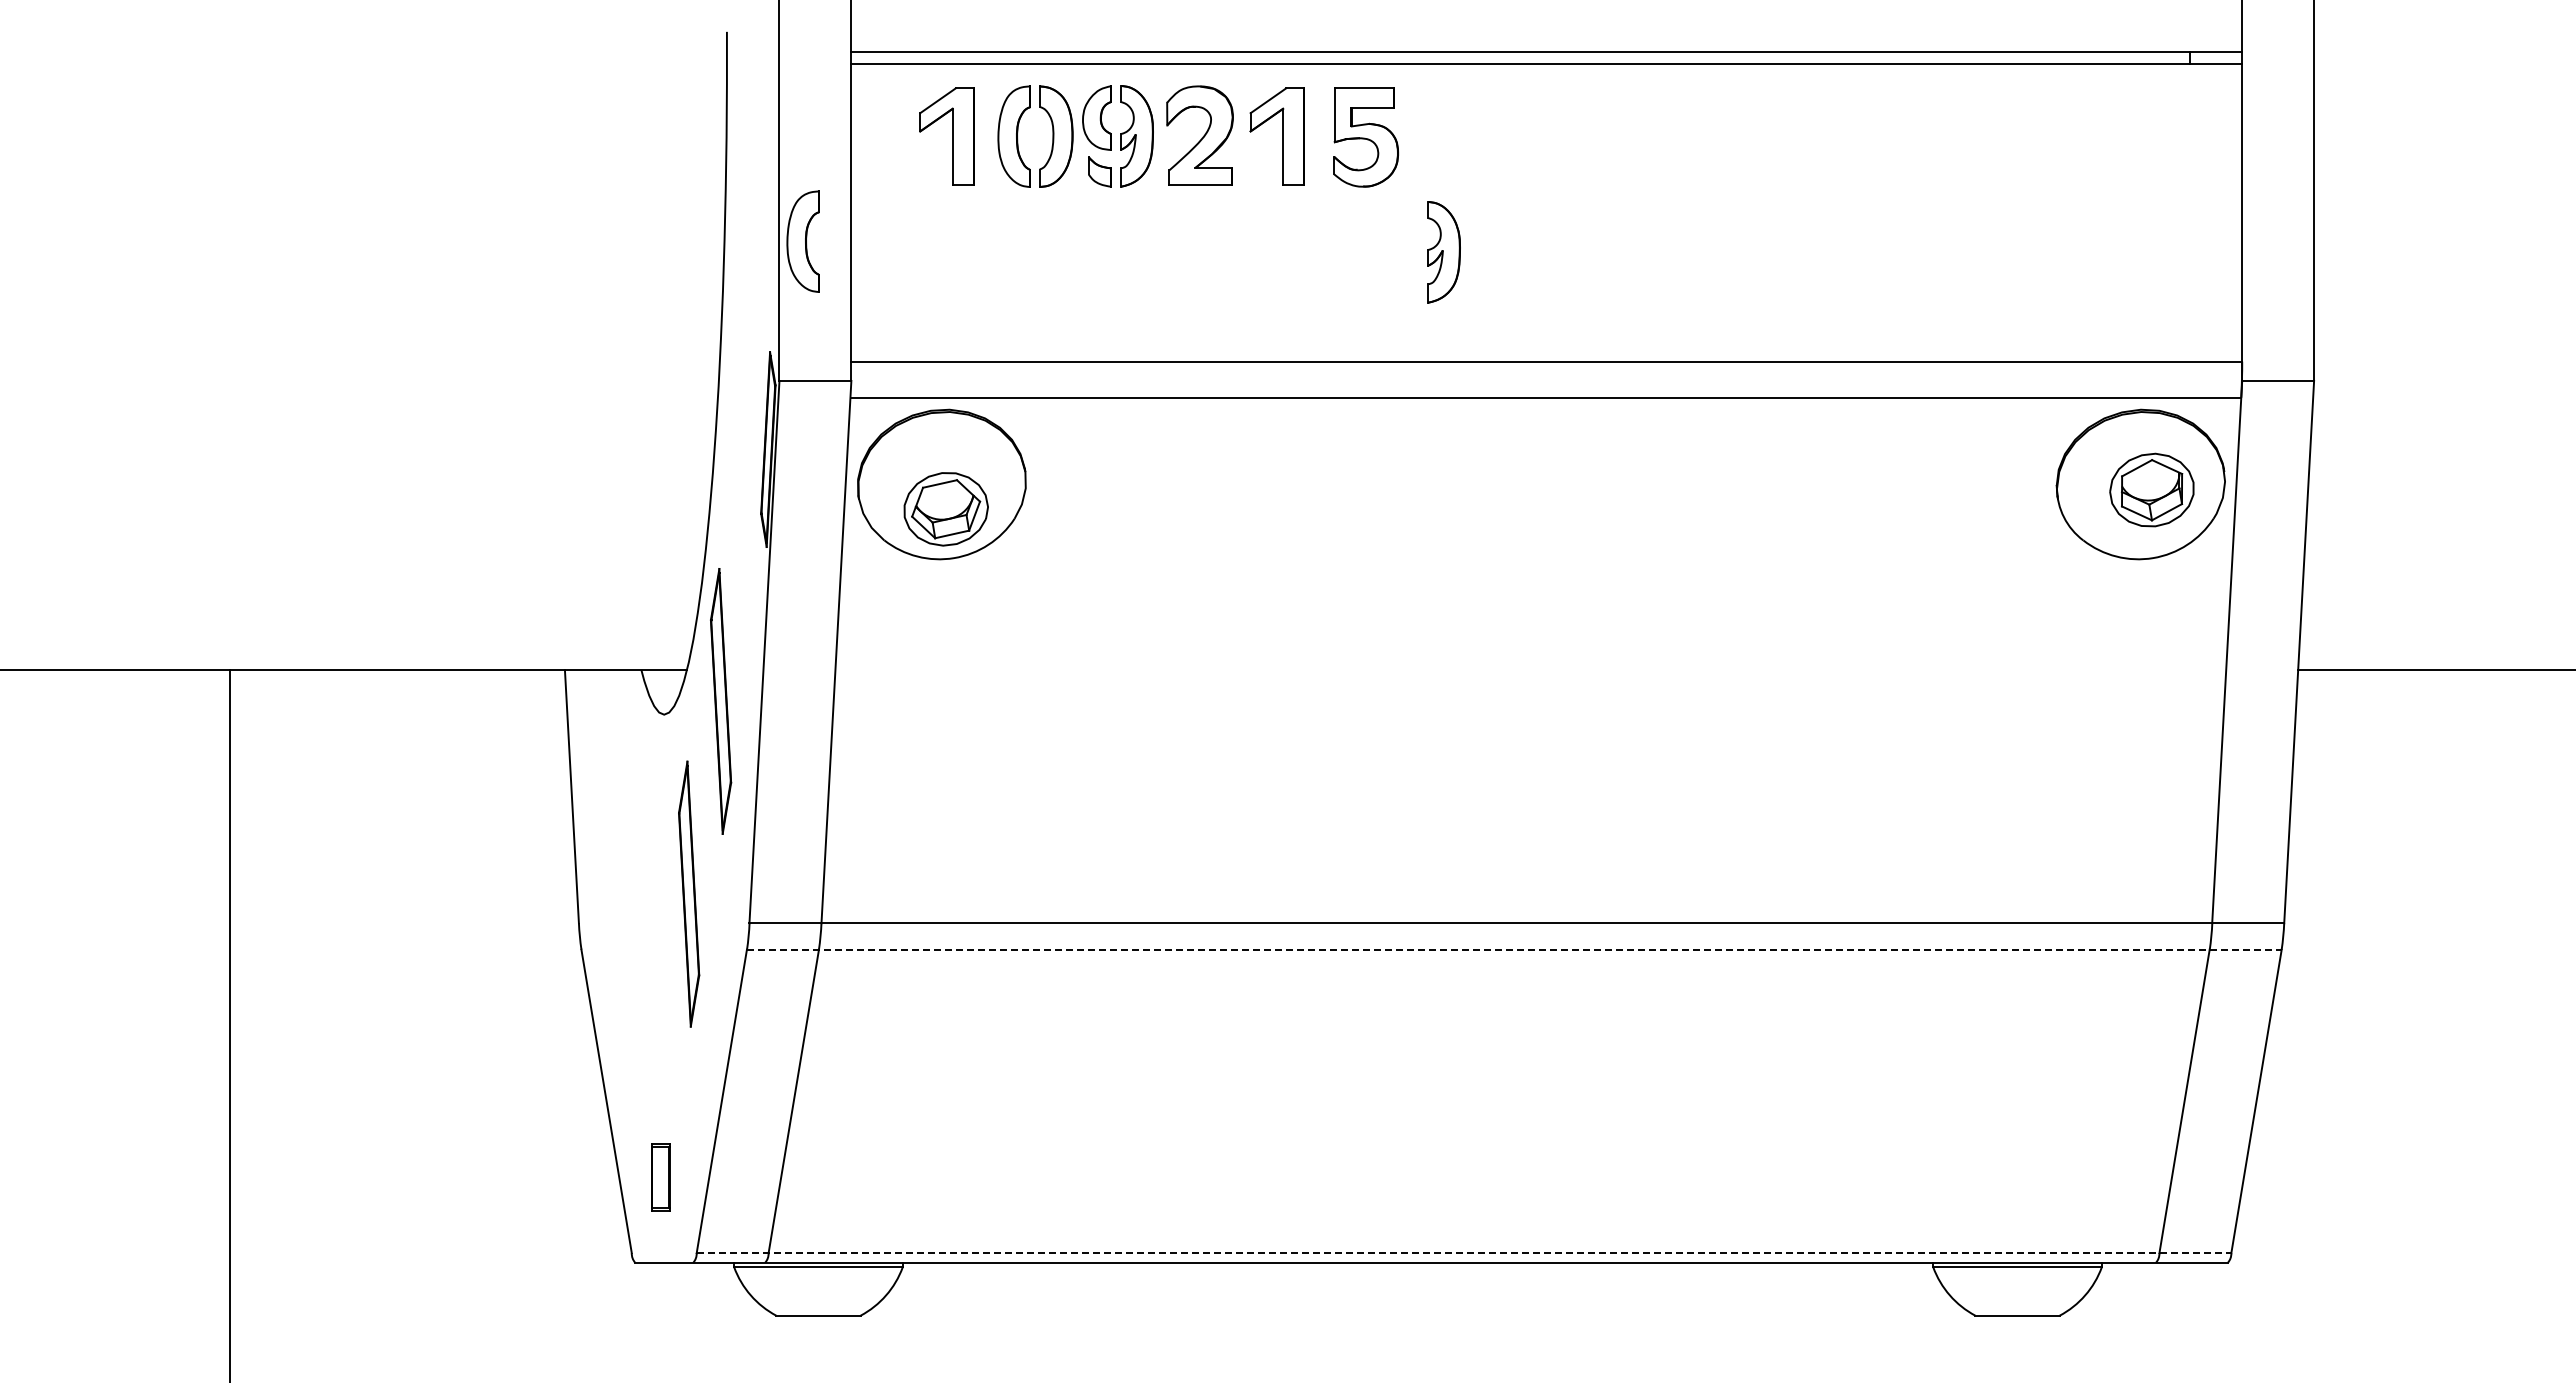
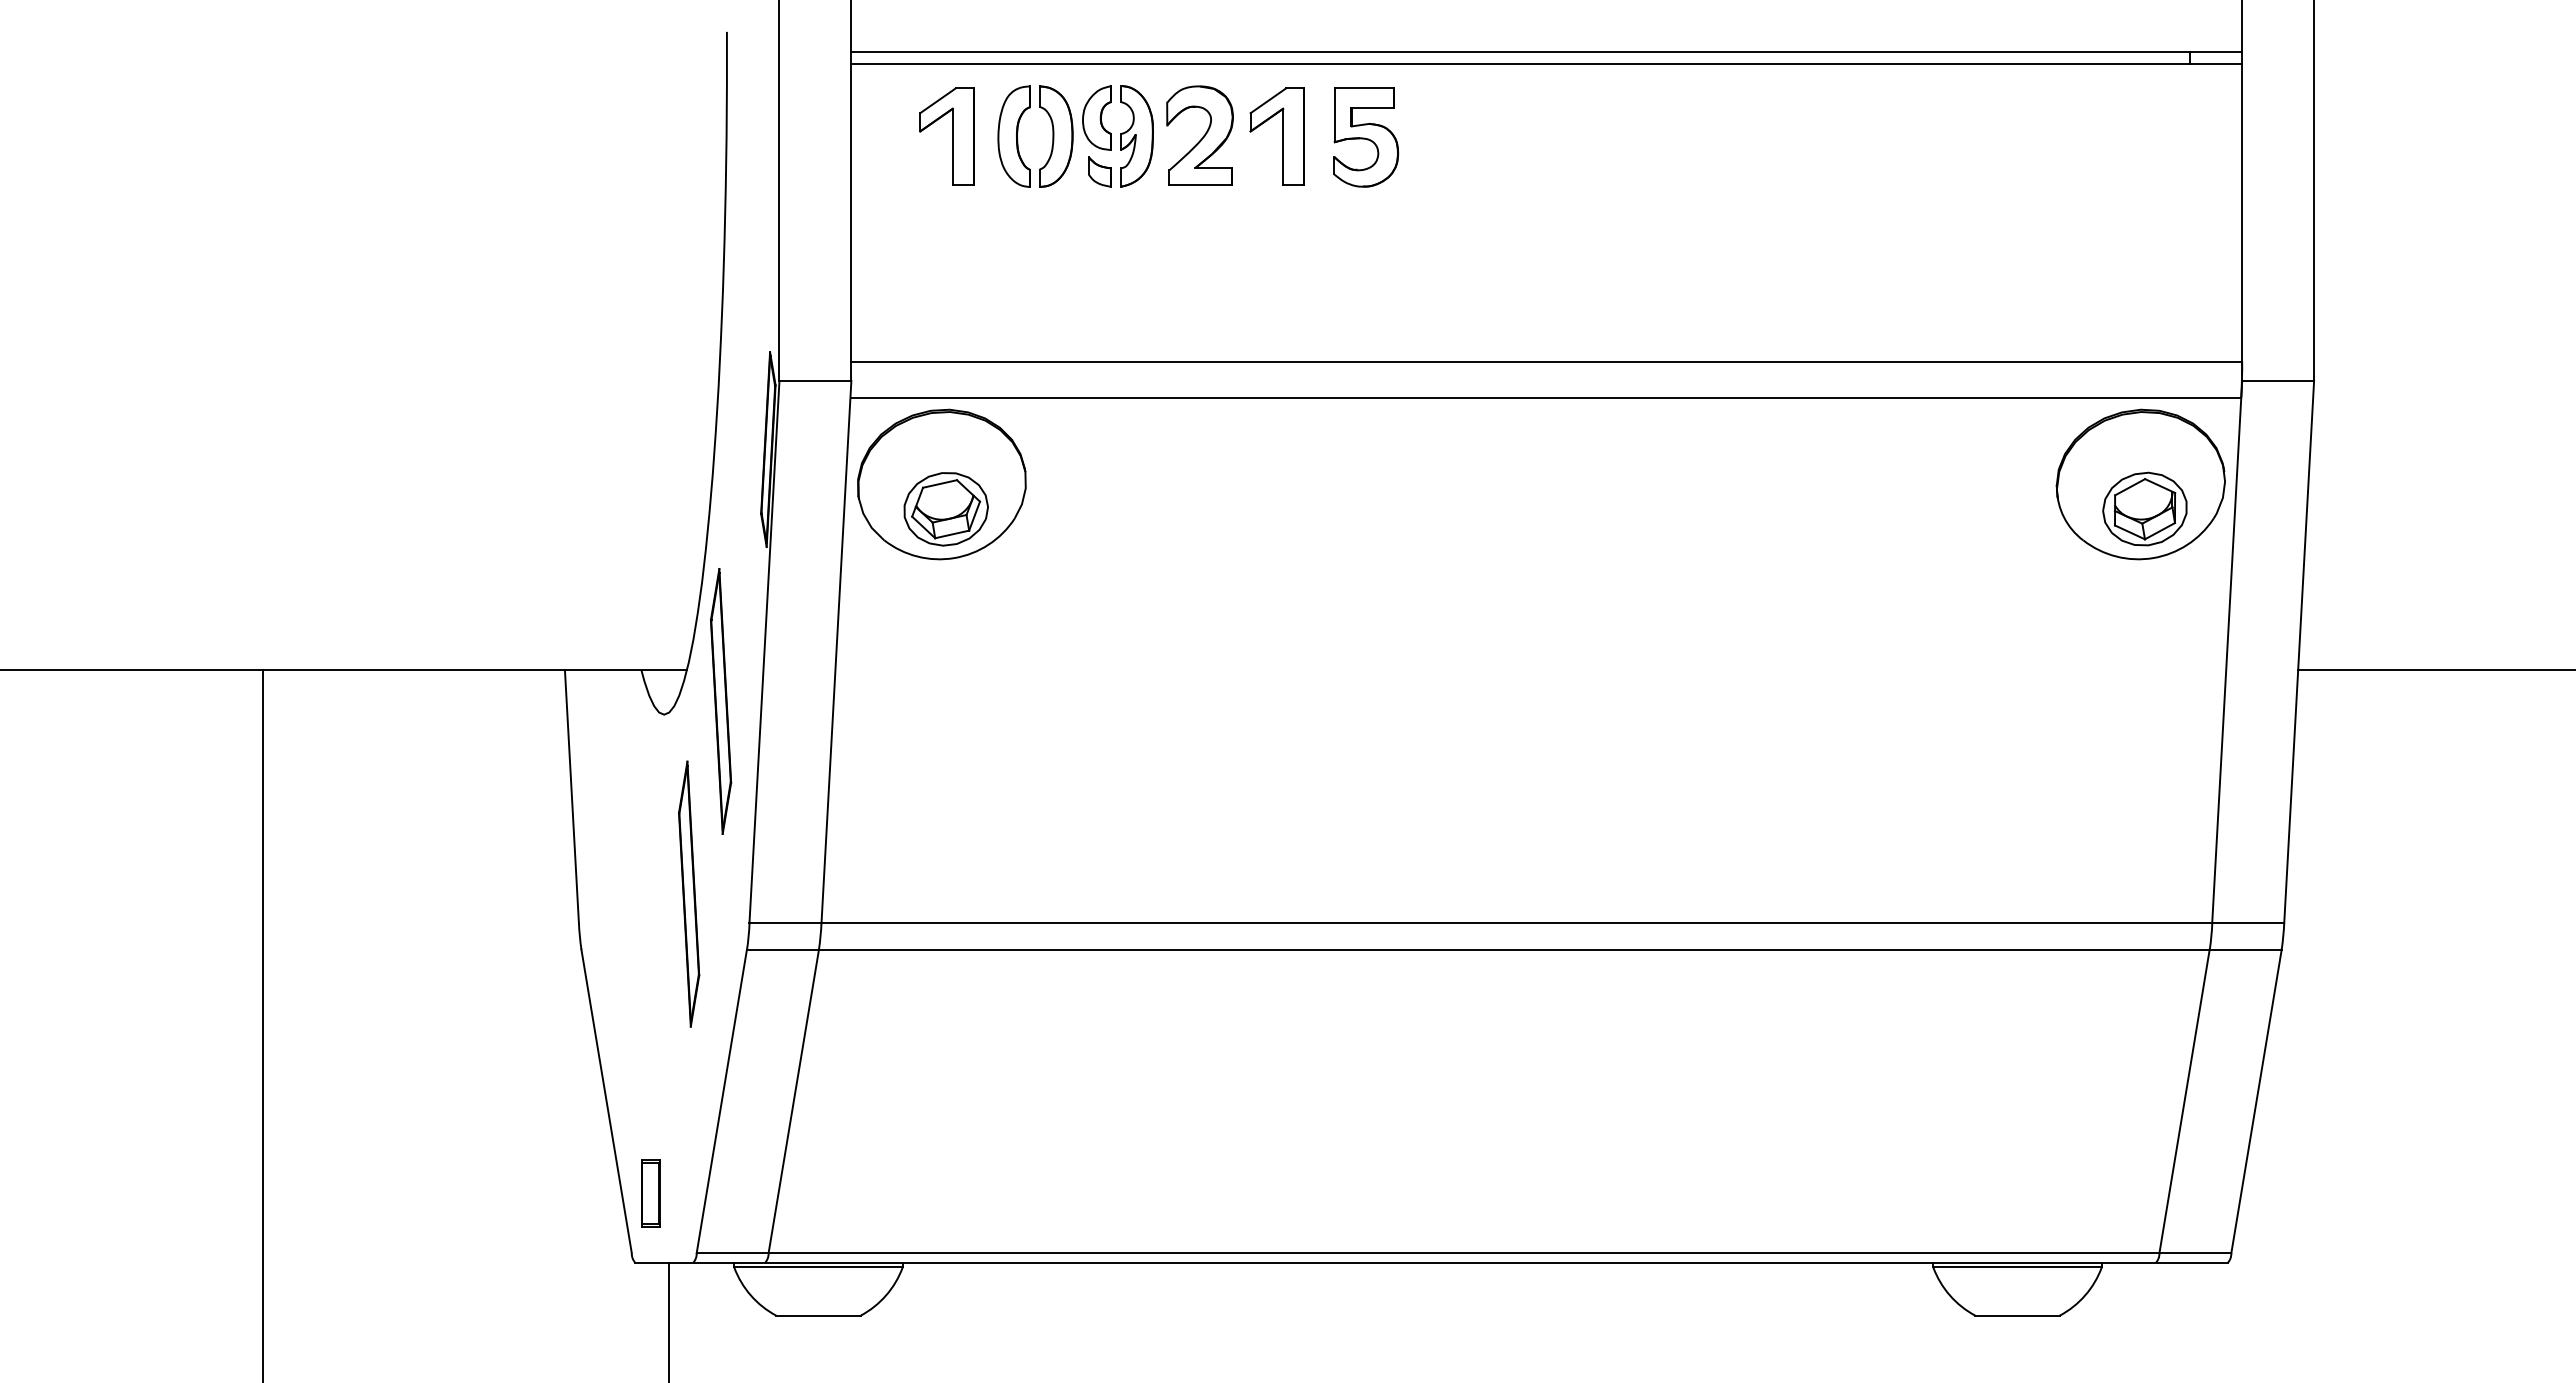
part: present -> none (802, 241)
part: present -> none (1443, 252)
part position: (2151, 489) -> (2144, 508) (2144, 508)
line: dashed -> solid (1514, 949)
line position: (230, 1024) -> (263, 1024) (263, 1024)
part position: (660, 1177) -> (650, 1193) (650, 1193)
line: dashed -> solid (1464, 1253)
line: none -> present (669, 1320)
